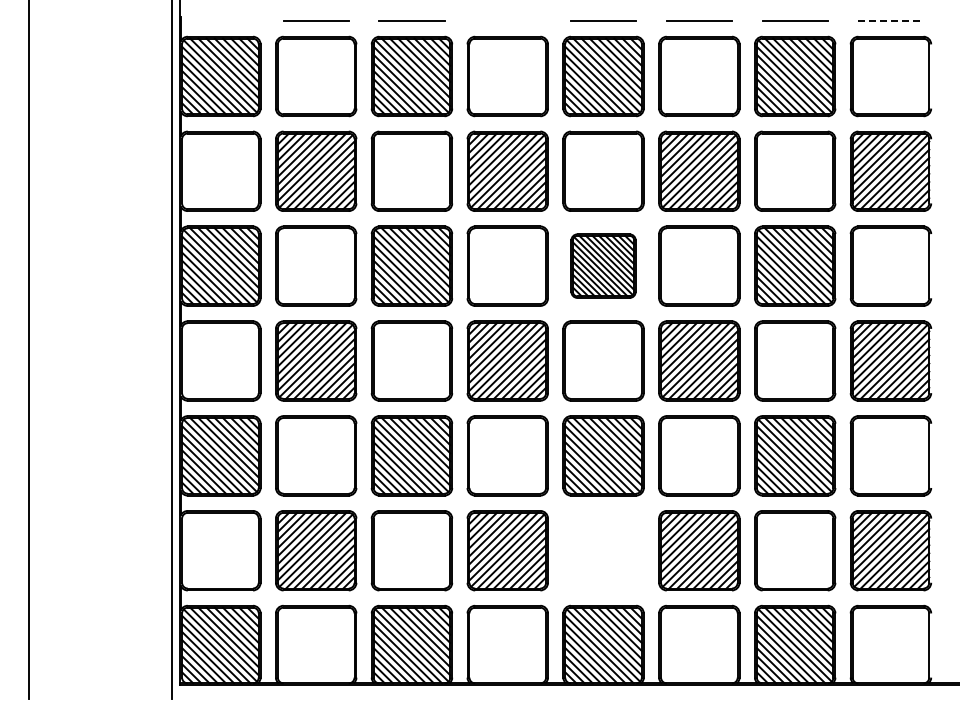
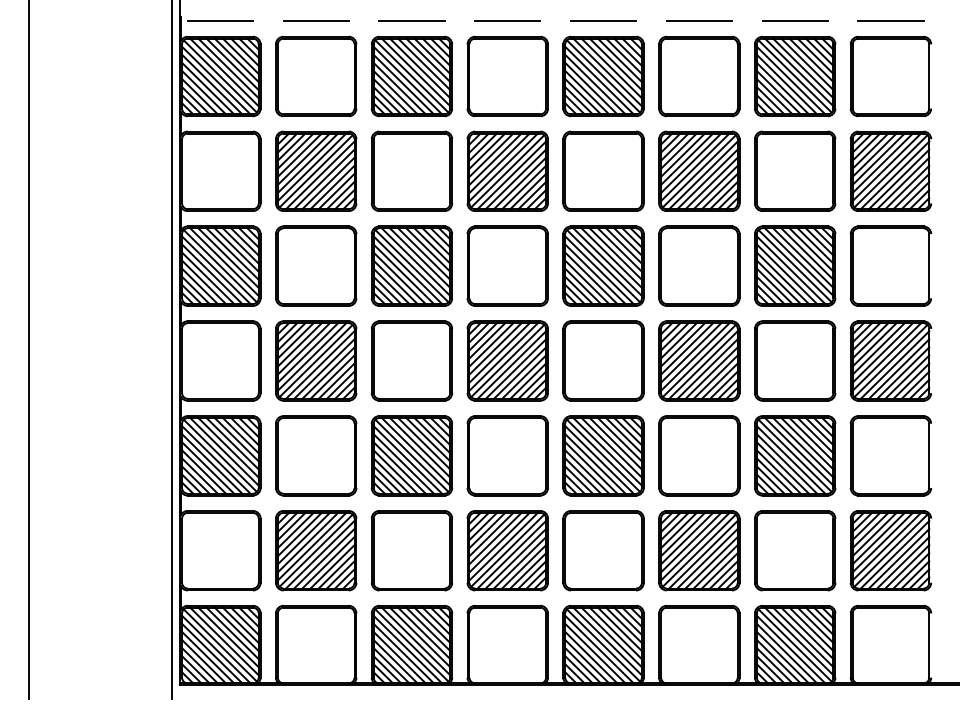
line: none -> present (219, 21)
line: none -> present (507, 21)
line: dashed -> solid (890, 21)
part size: 67x66 px -> 83x82 px (603, 265)
part: none -> present (603, 550)
